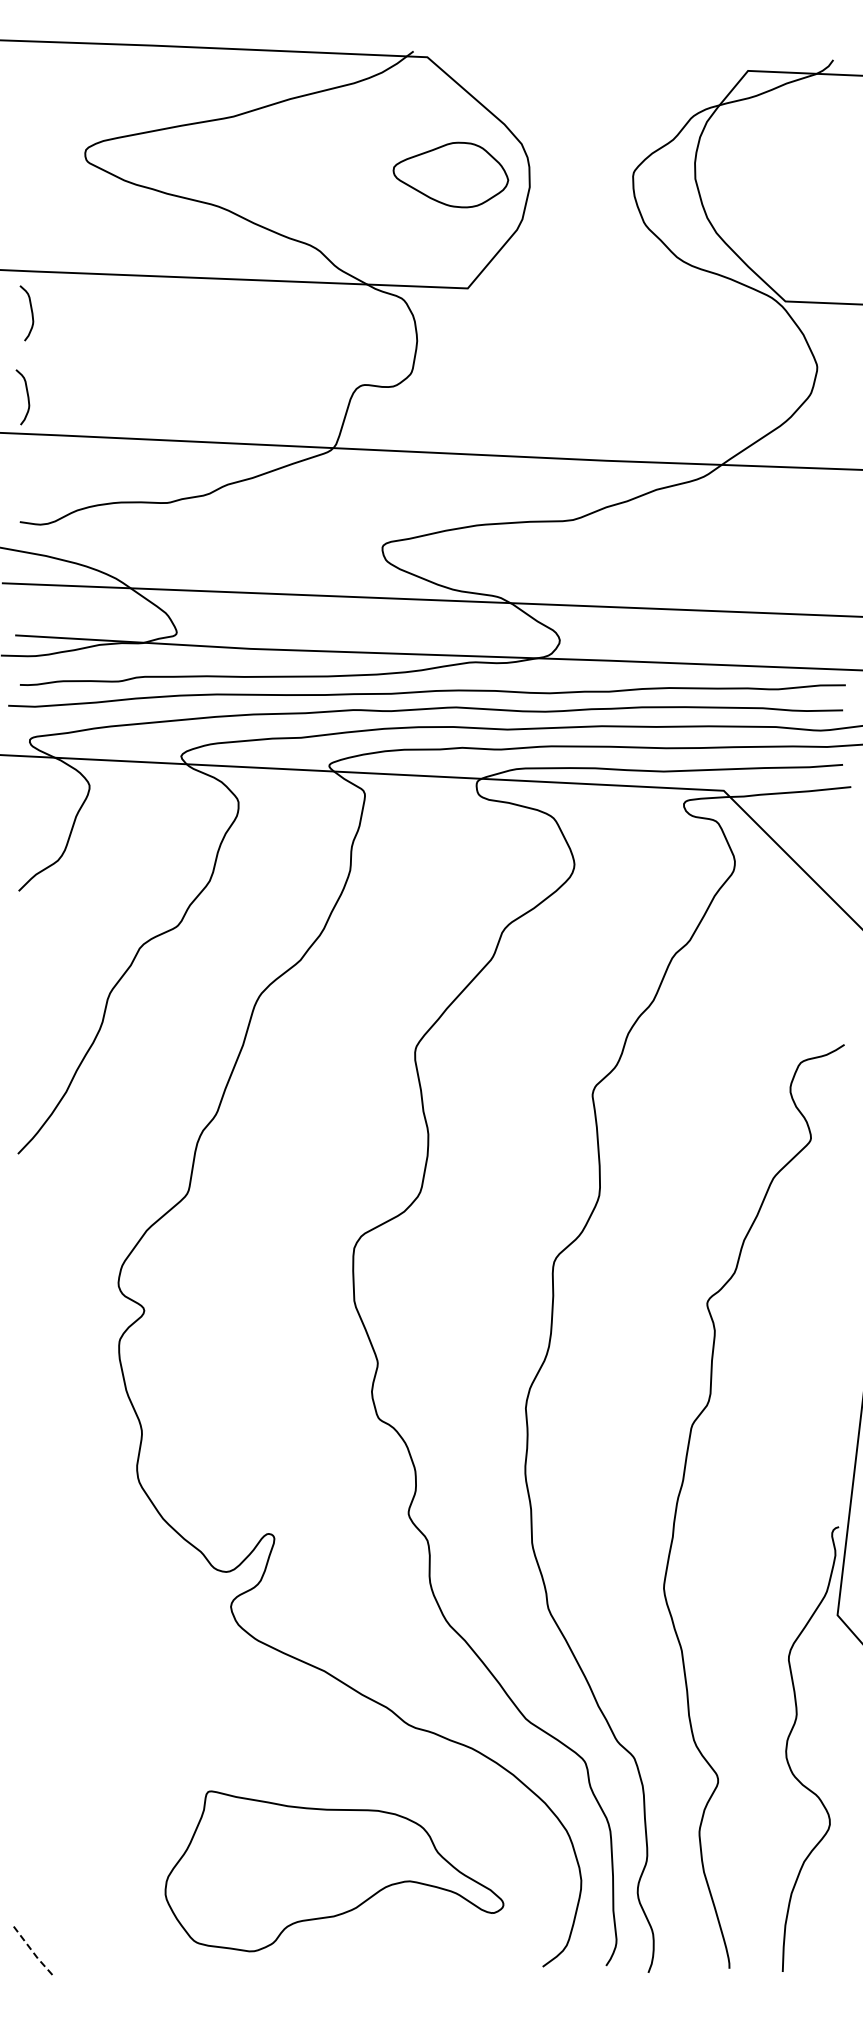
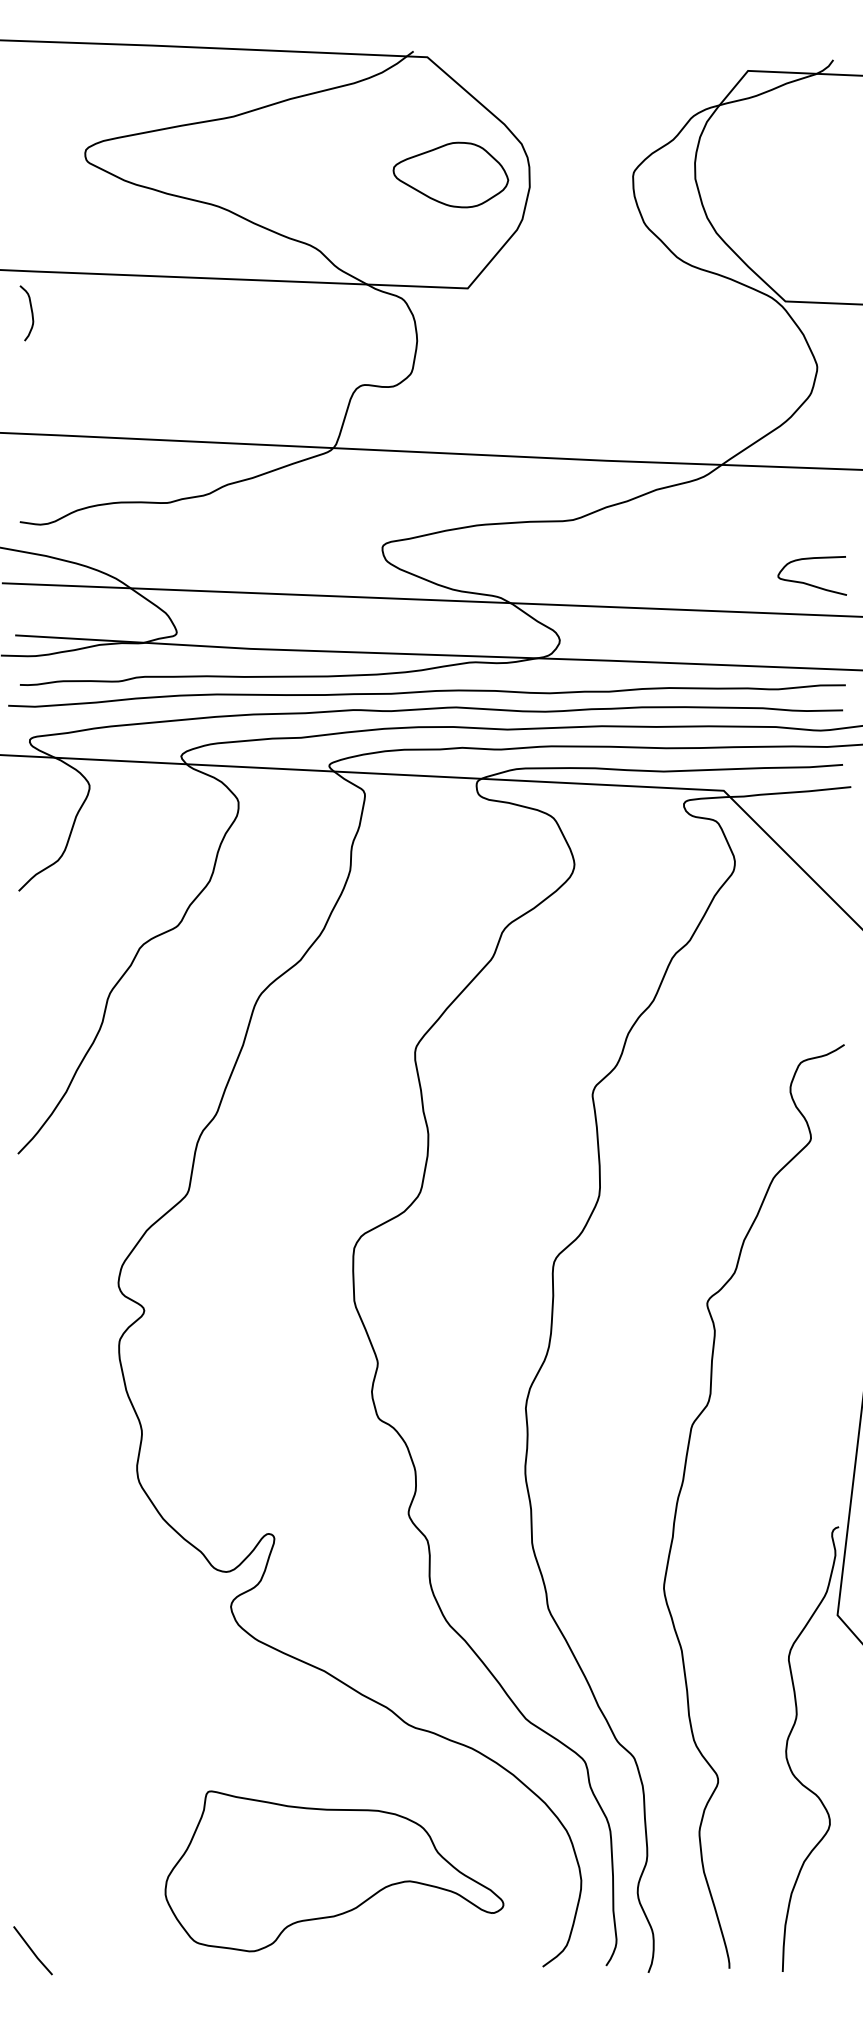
curve: present -> none (27, 397)
curve: none -> present (809, 583)
line: dashed -> solid (32, 1951)
